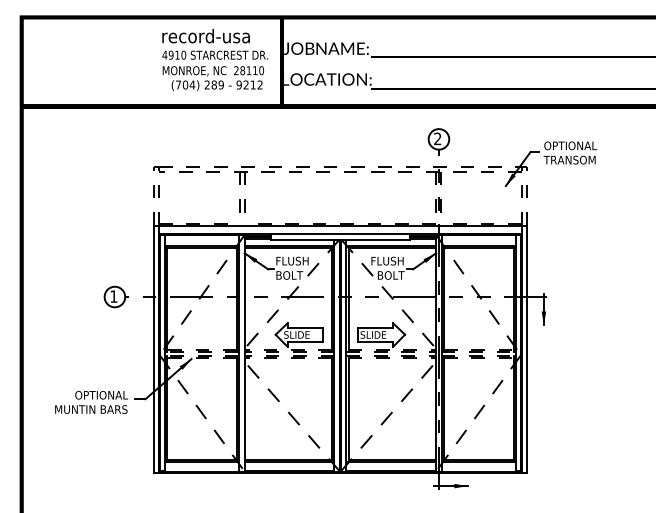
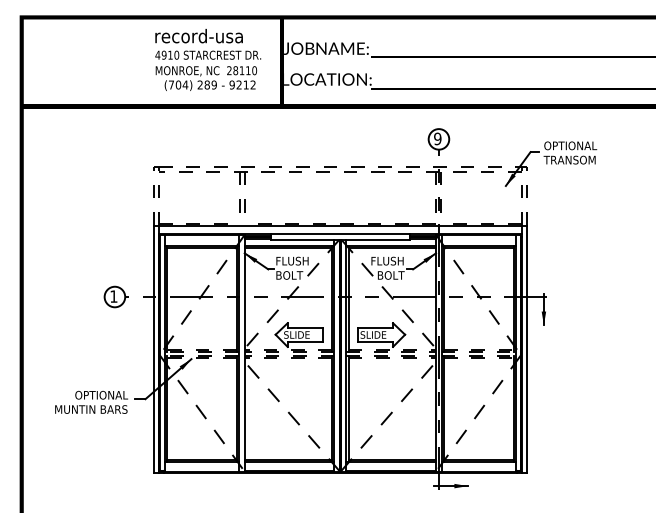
text position: (215, 59) -> (208, 59) (208, 59)
text: 2 -> 9 (437, 138)
